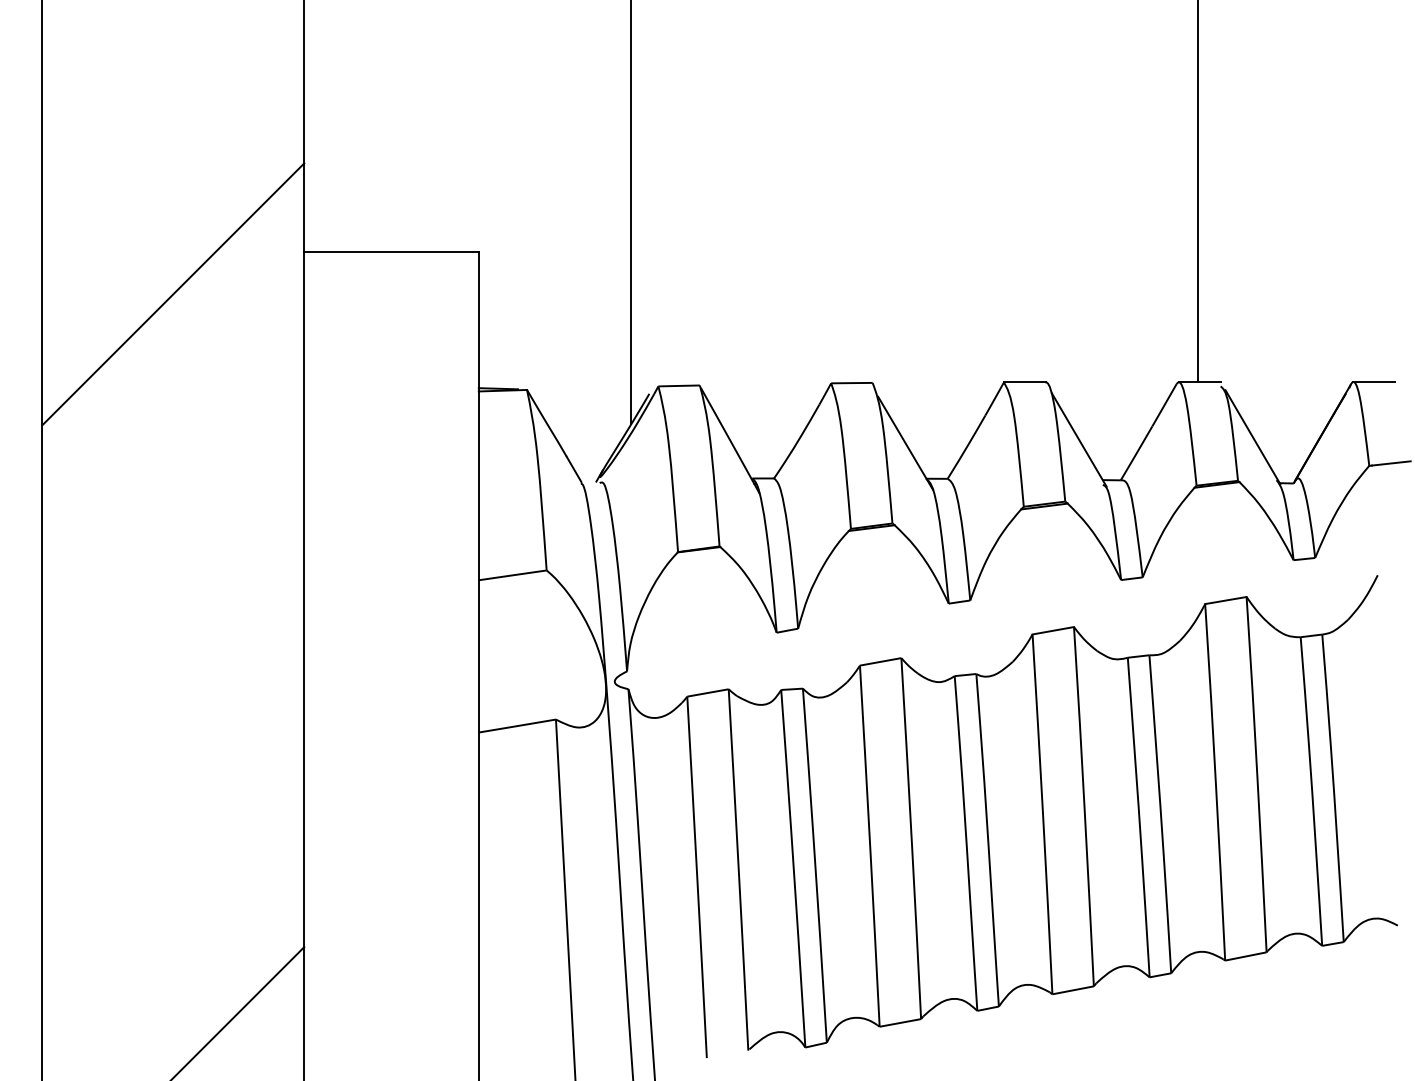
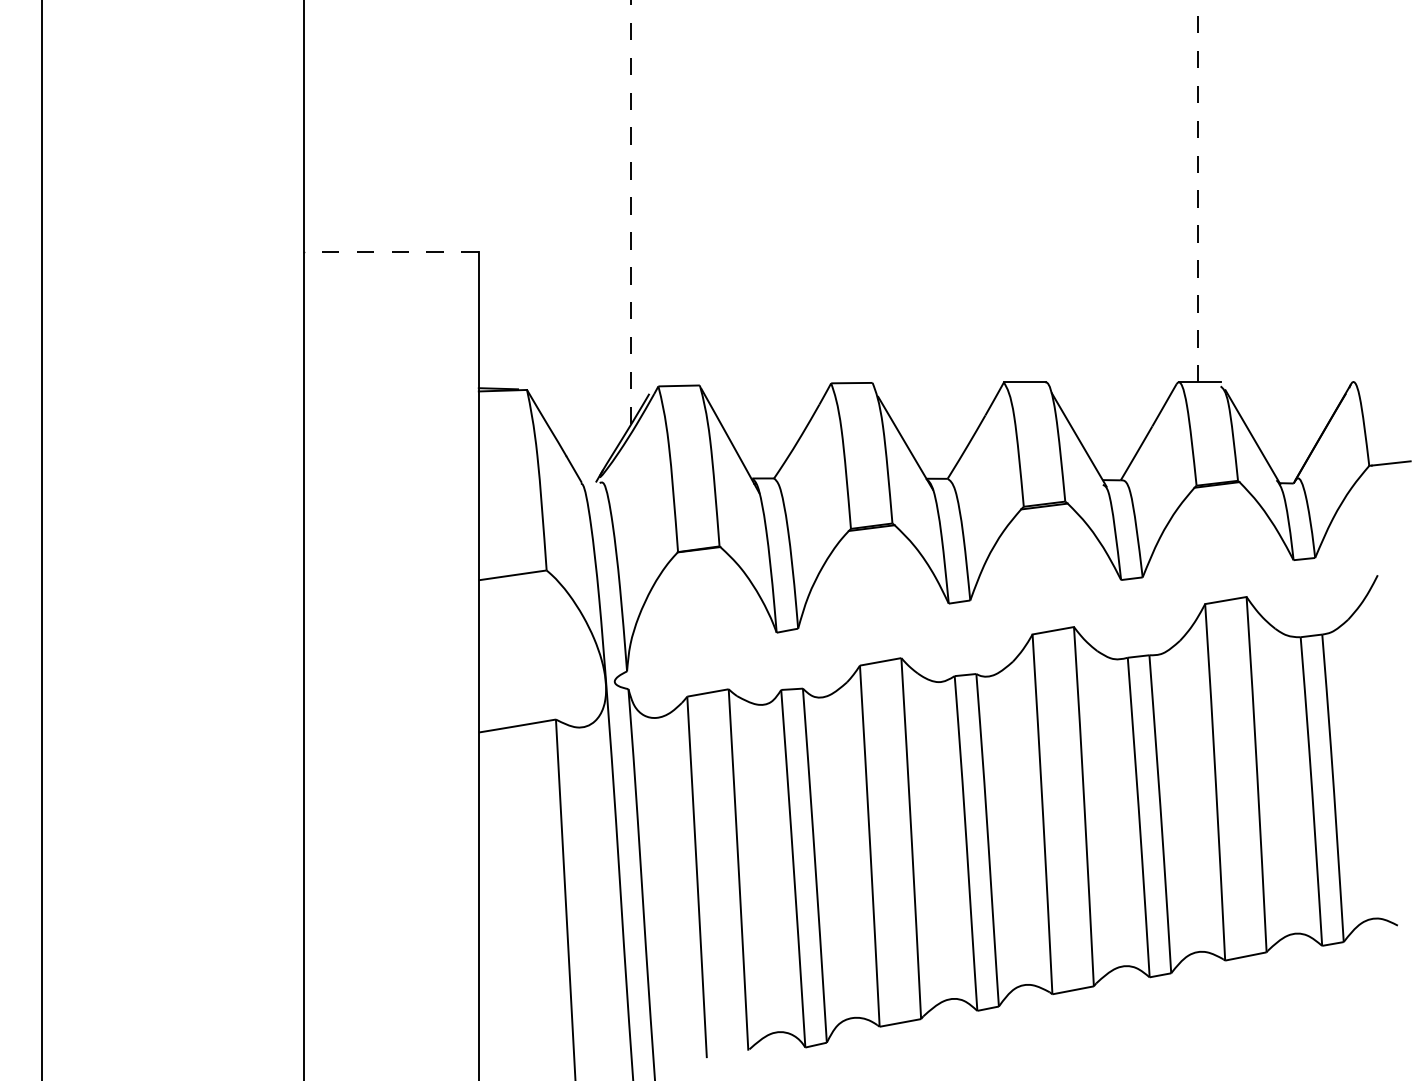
line: solid -> dashed (1198, 191)
line: solid -> dashed (631, 212)
line: solid -> dashed (391, 251)
line: present -> none (173, 294)
line: present -> none (1374, 382)
line: present -> none (239, 1012)
